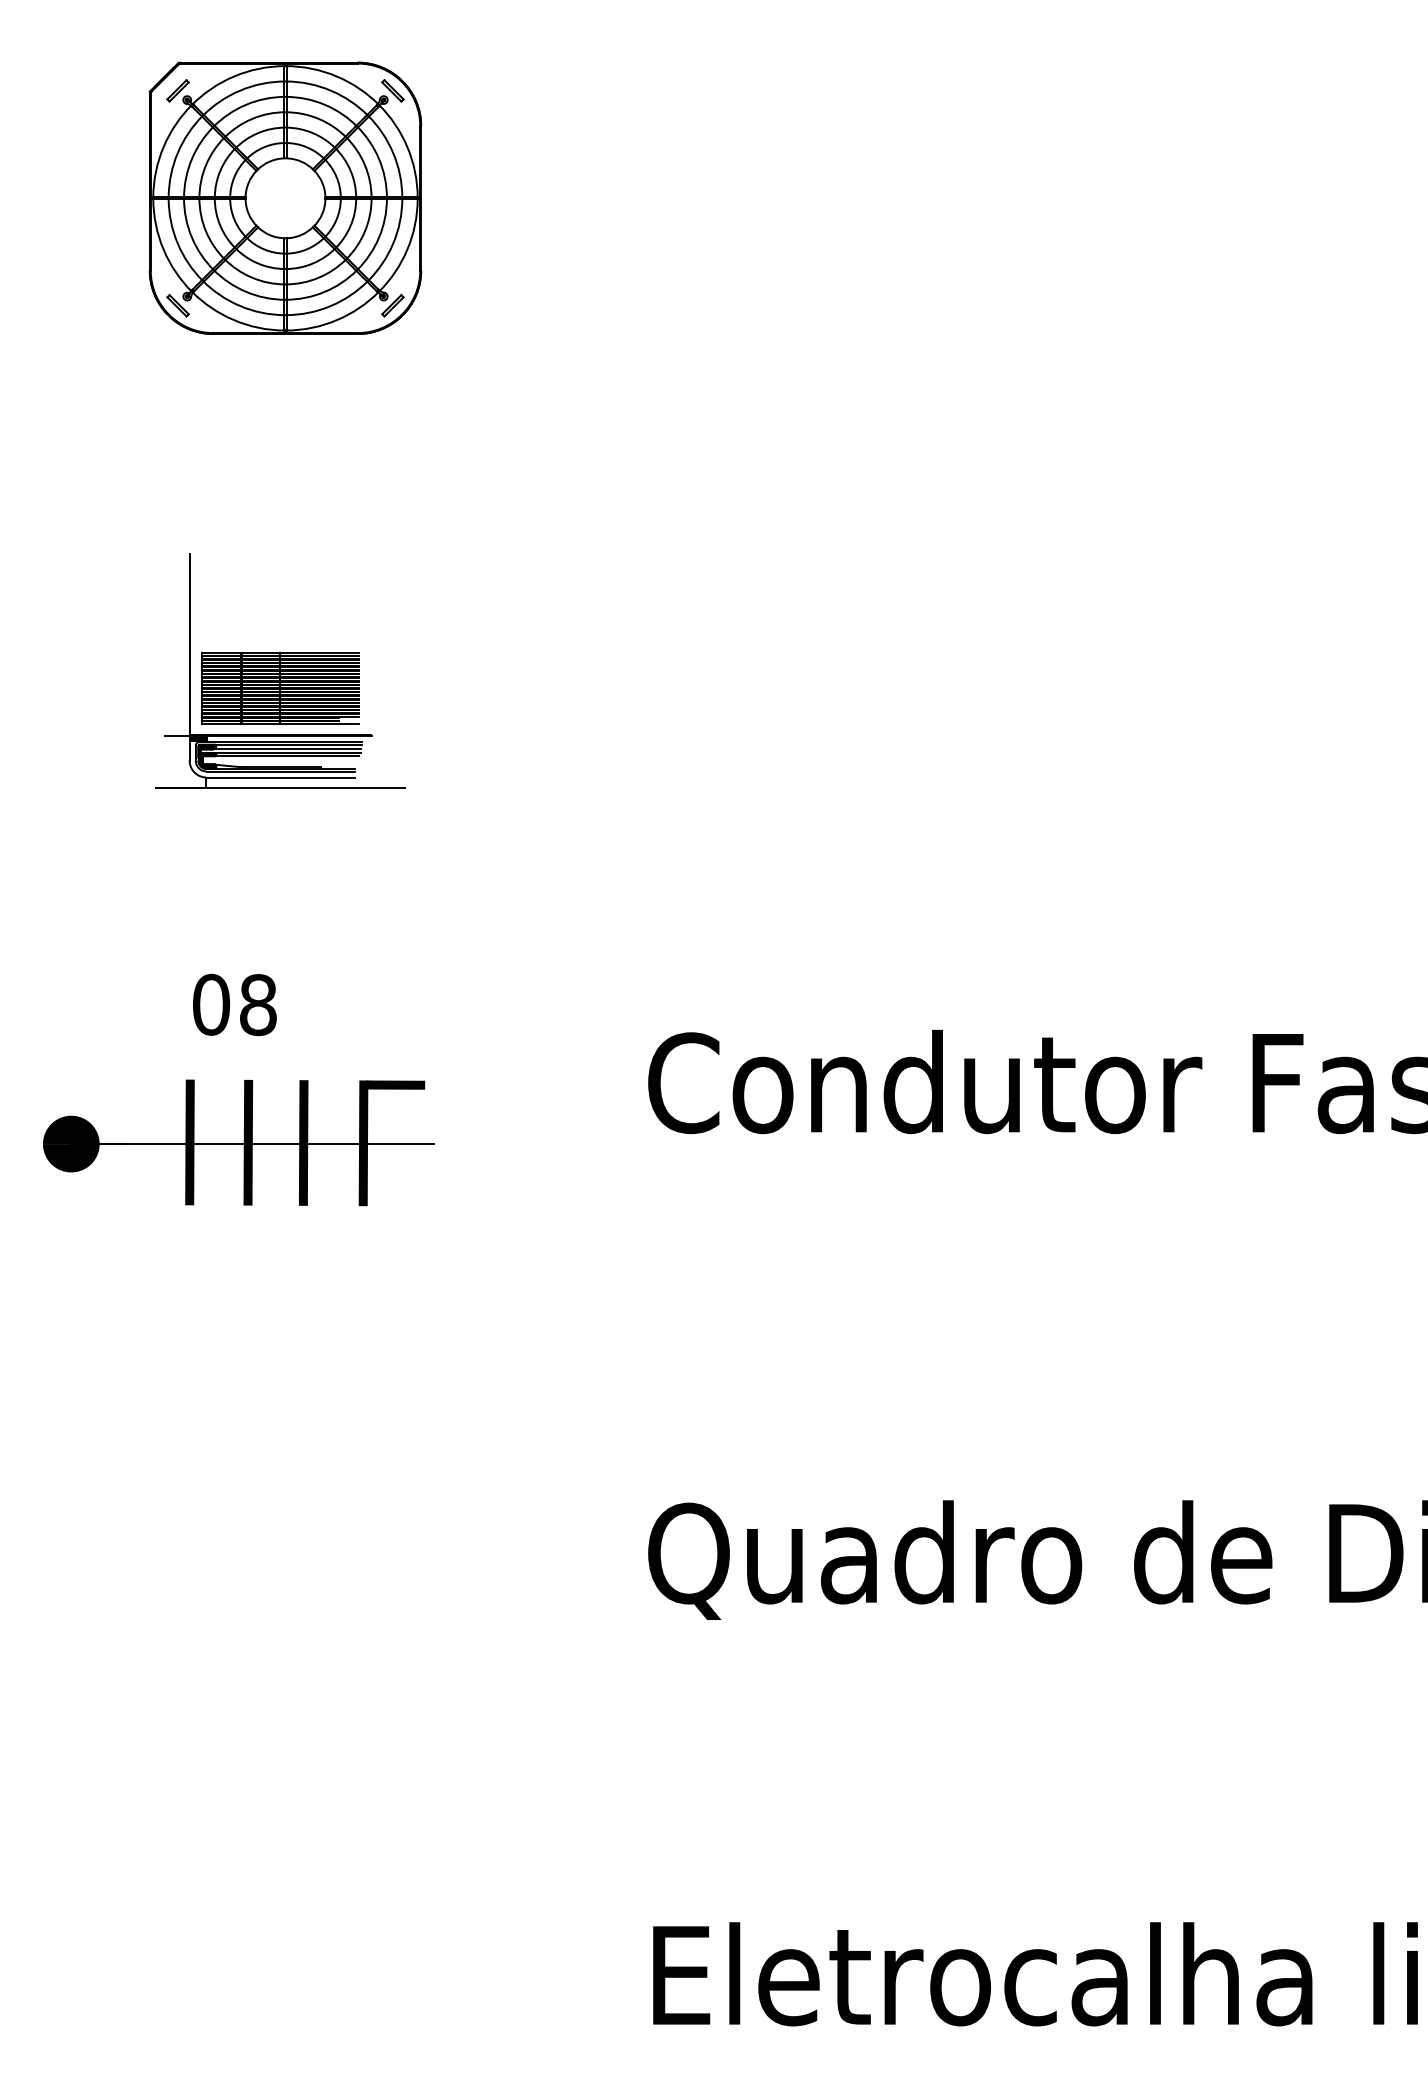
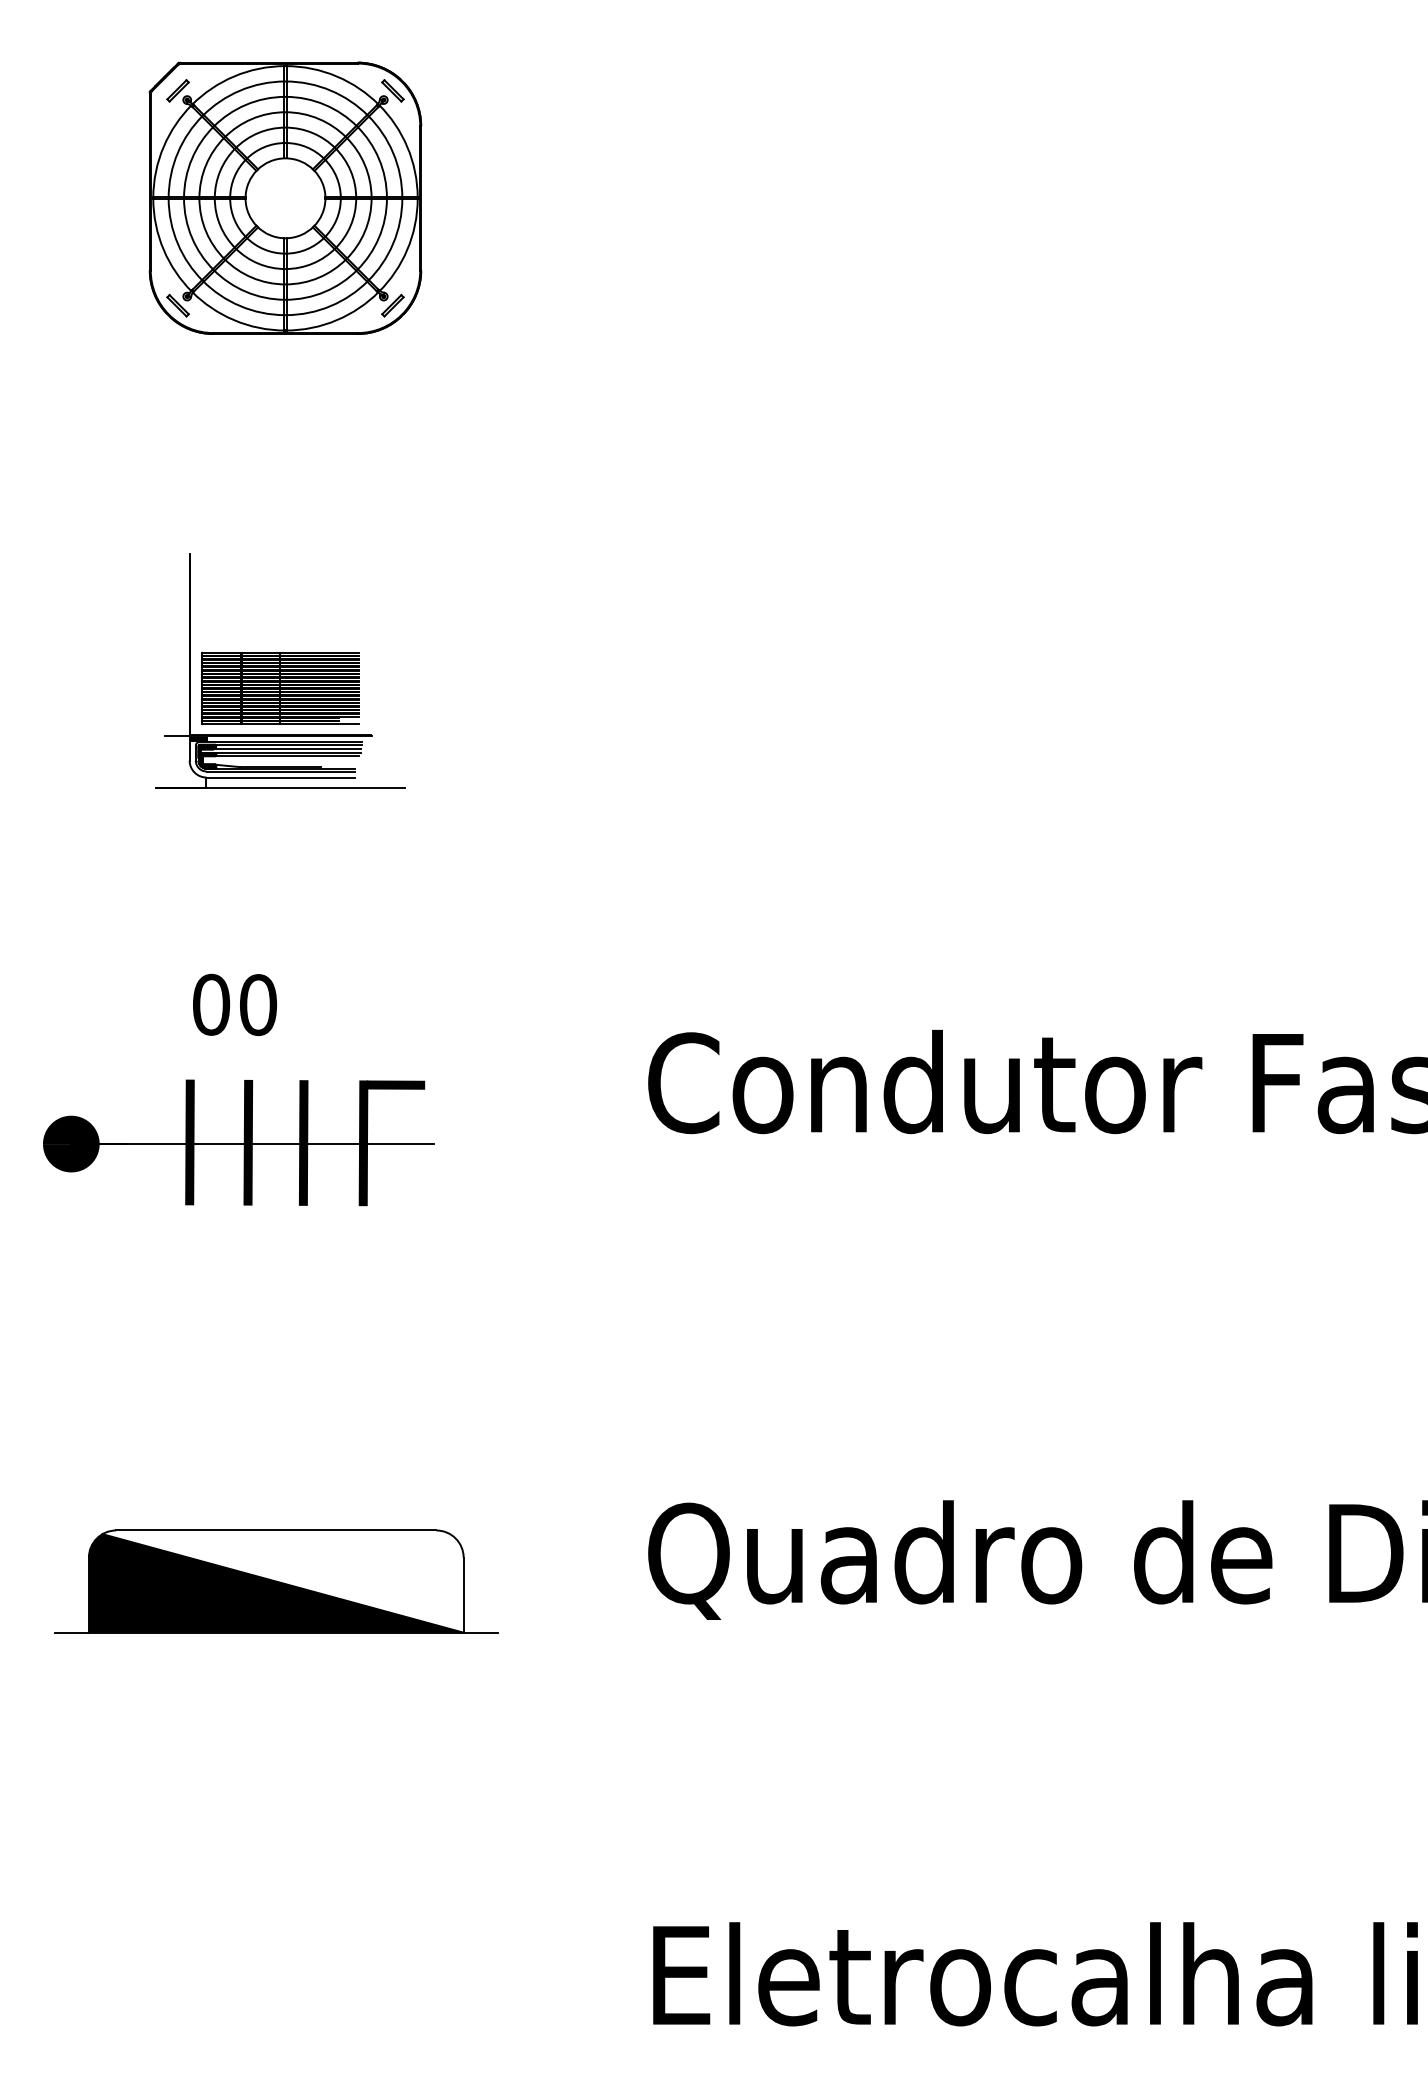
text: 08 -> 00 (258, 1004)
part: none -> present (276, 1581)
